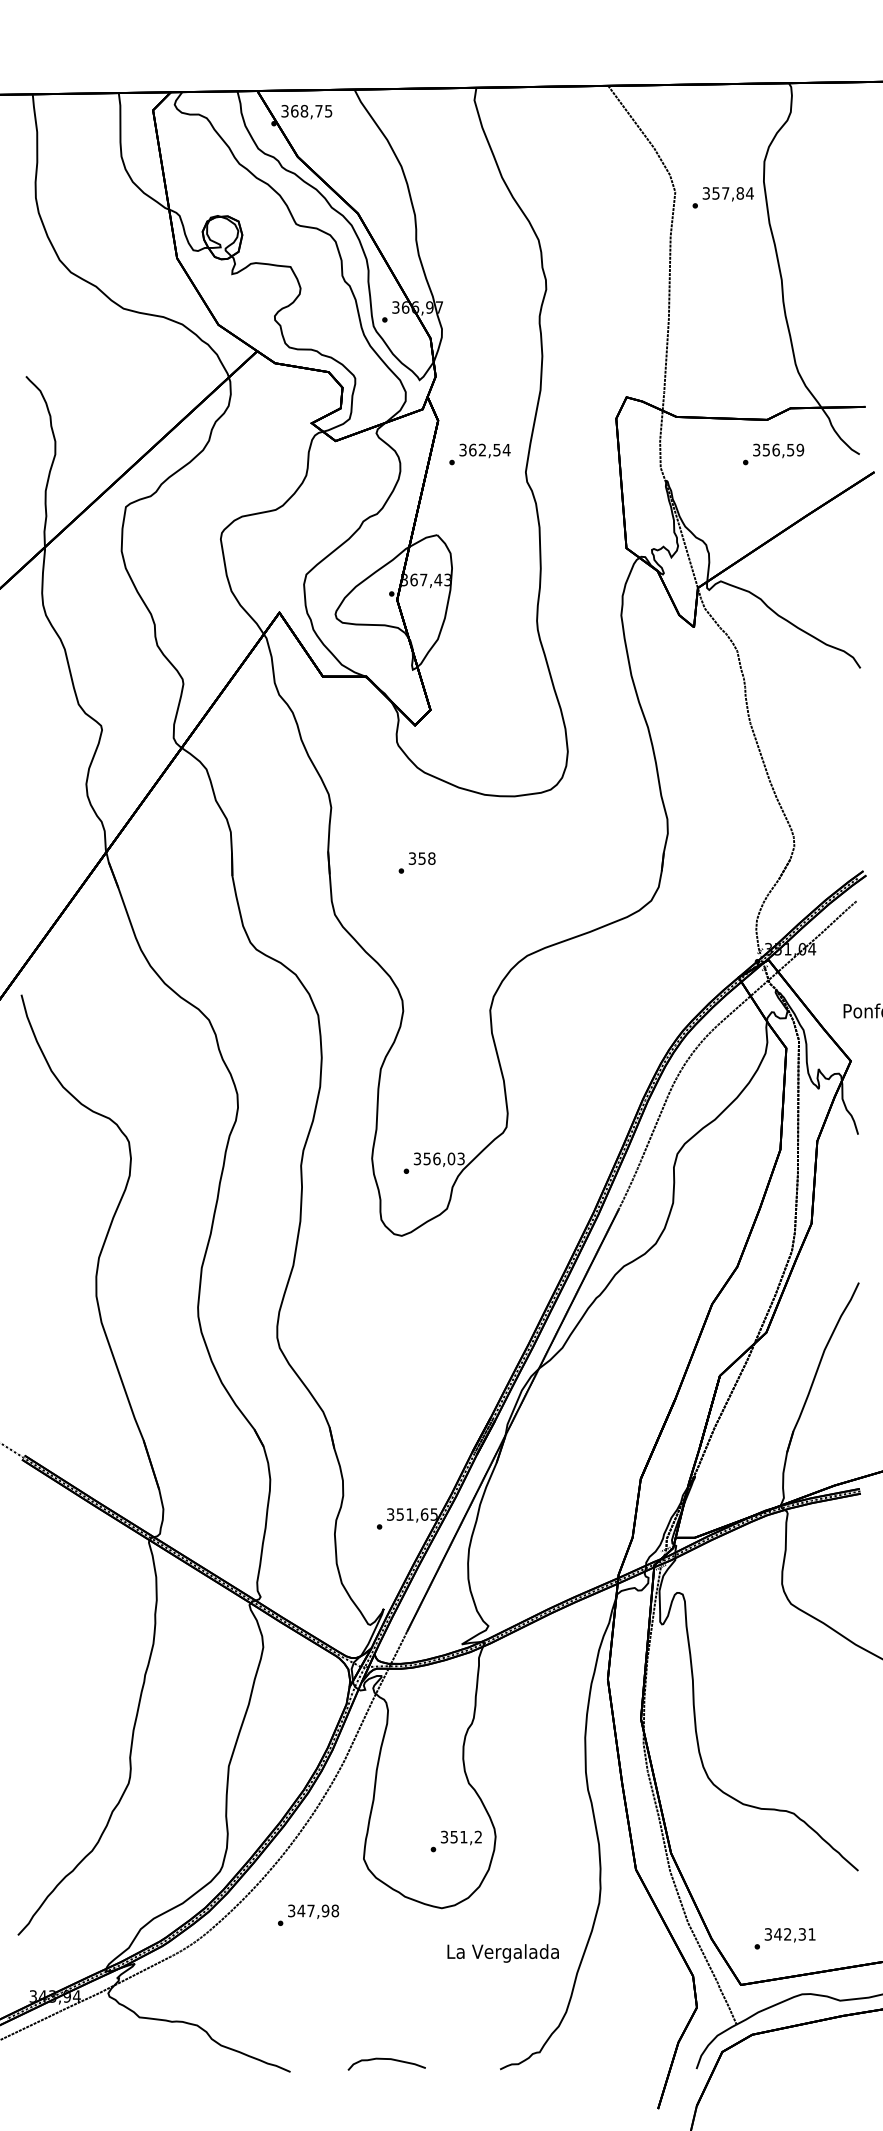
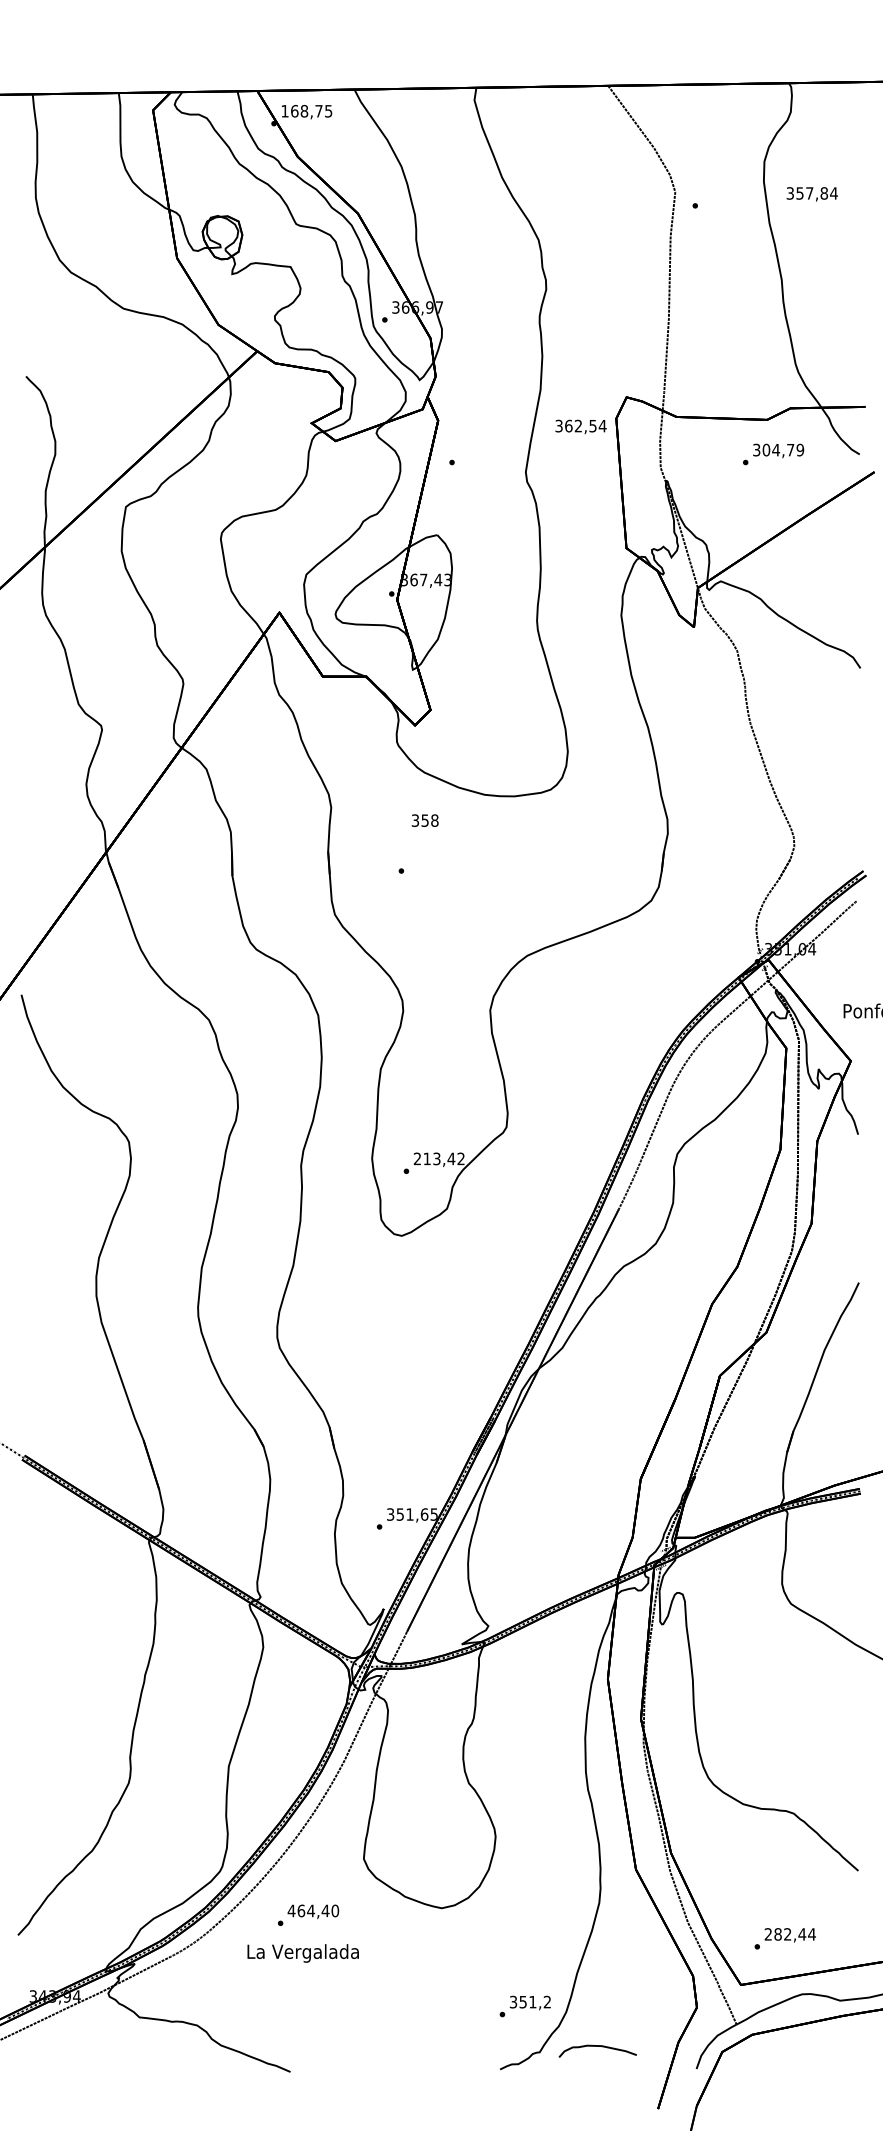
text: 368,75 -> 168,75 (284, 110)
text position: (727, 194) -> (811, 194) (811, 194)
text: 356,59 -> 304,79 (778, 449)
text position: (484, 450) -> (580, 426) (580, 426)
text position: (421, 858) -> (424, 820) (424, 820)
text: 356,03 -> 213,42 (438, 1158)
text position: (455, 1841) -> (524, 2006) (524, 2006)
text: 347,98 -> 464,40 (313, 1910)
text: 342,31 -> 282,44 (789, 1934)
text position: (502, 1953) -> (302, 1953) (302, 1953)
curve position: (386, 2059) -> (597, 2046) (597, 2046)
